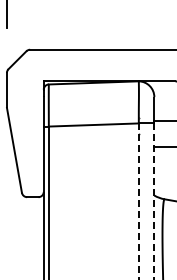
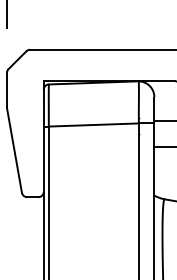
line: dashed -> solid (138, 201)
line: dashed -> solid (154, 201)
